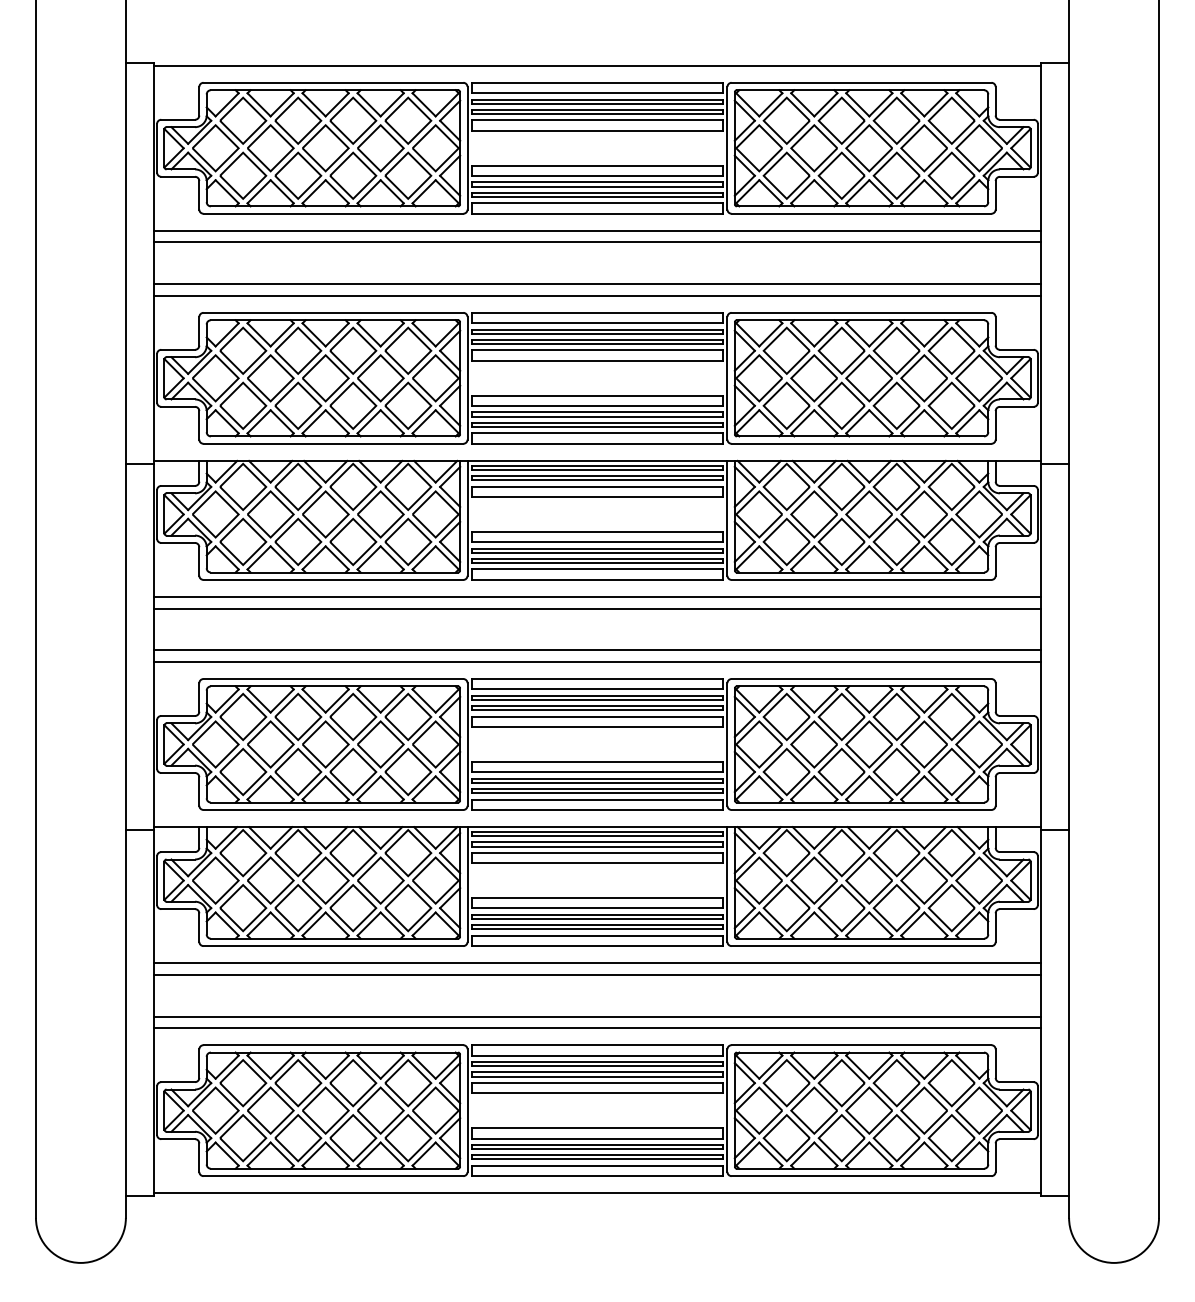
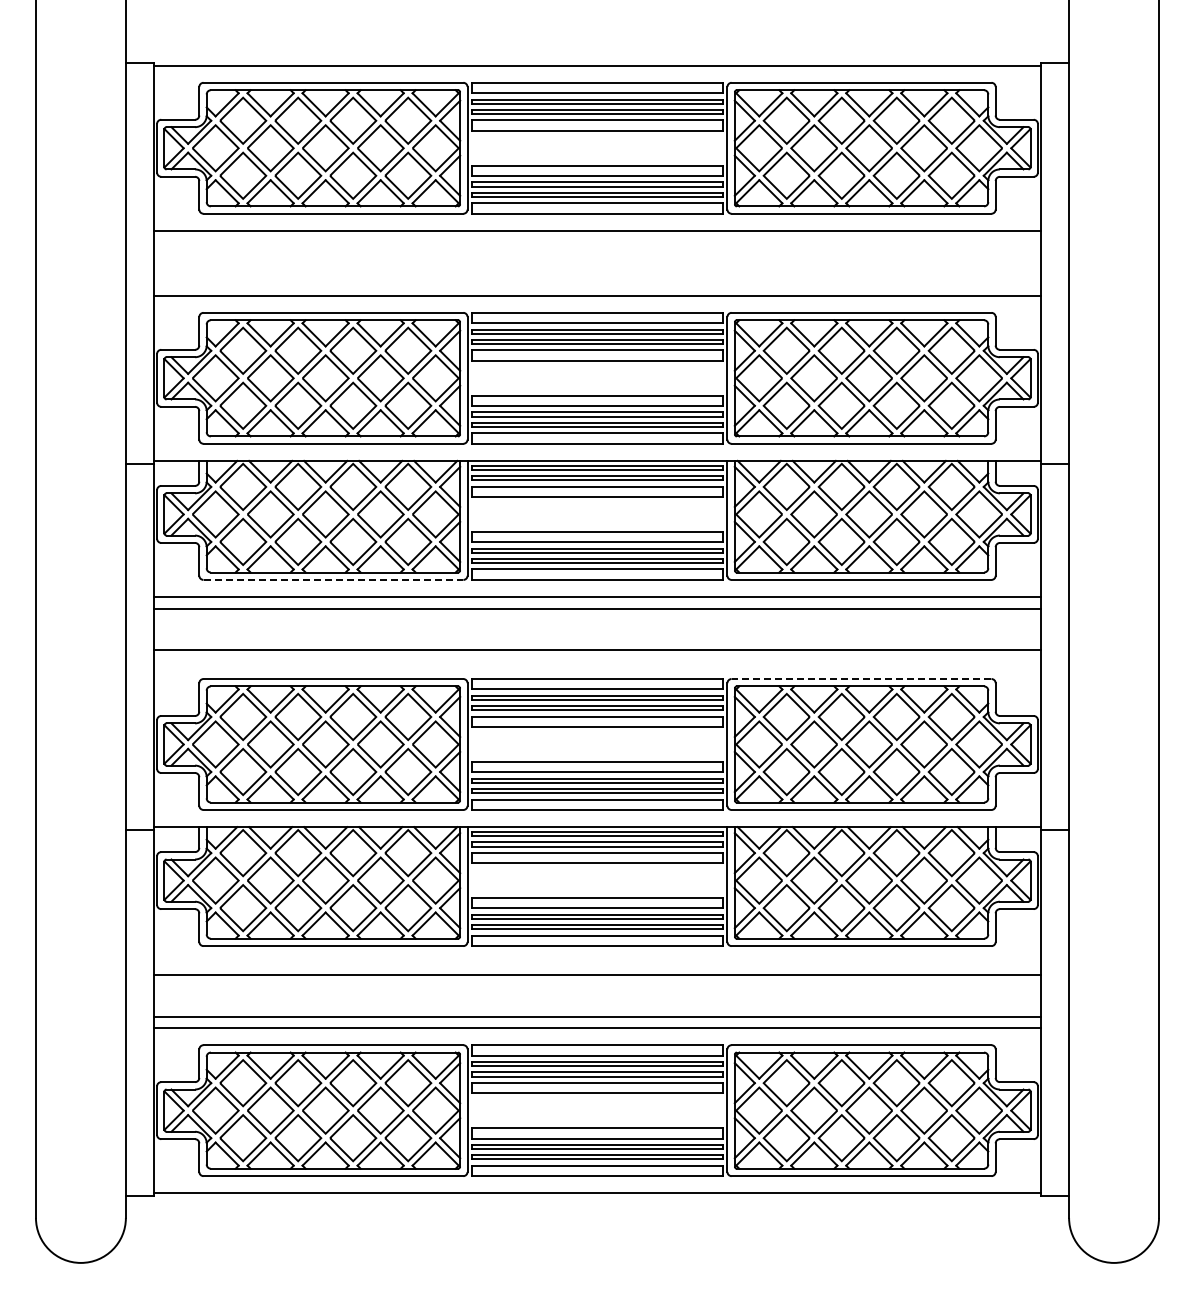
line: present -> none (597, 242)
line: present -> none (597, 284)
line: solid -> dashed (333, 579)
line: present -> none (597, 661)
line: solid -> dashed (861, 679)
line: present -> none (597, 963)
